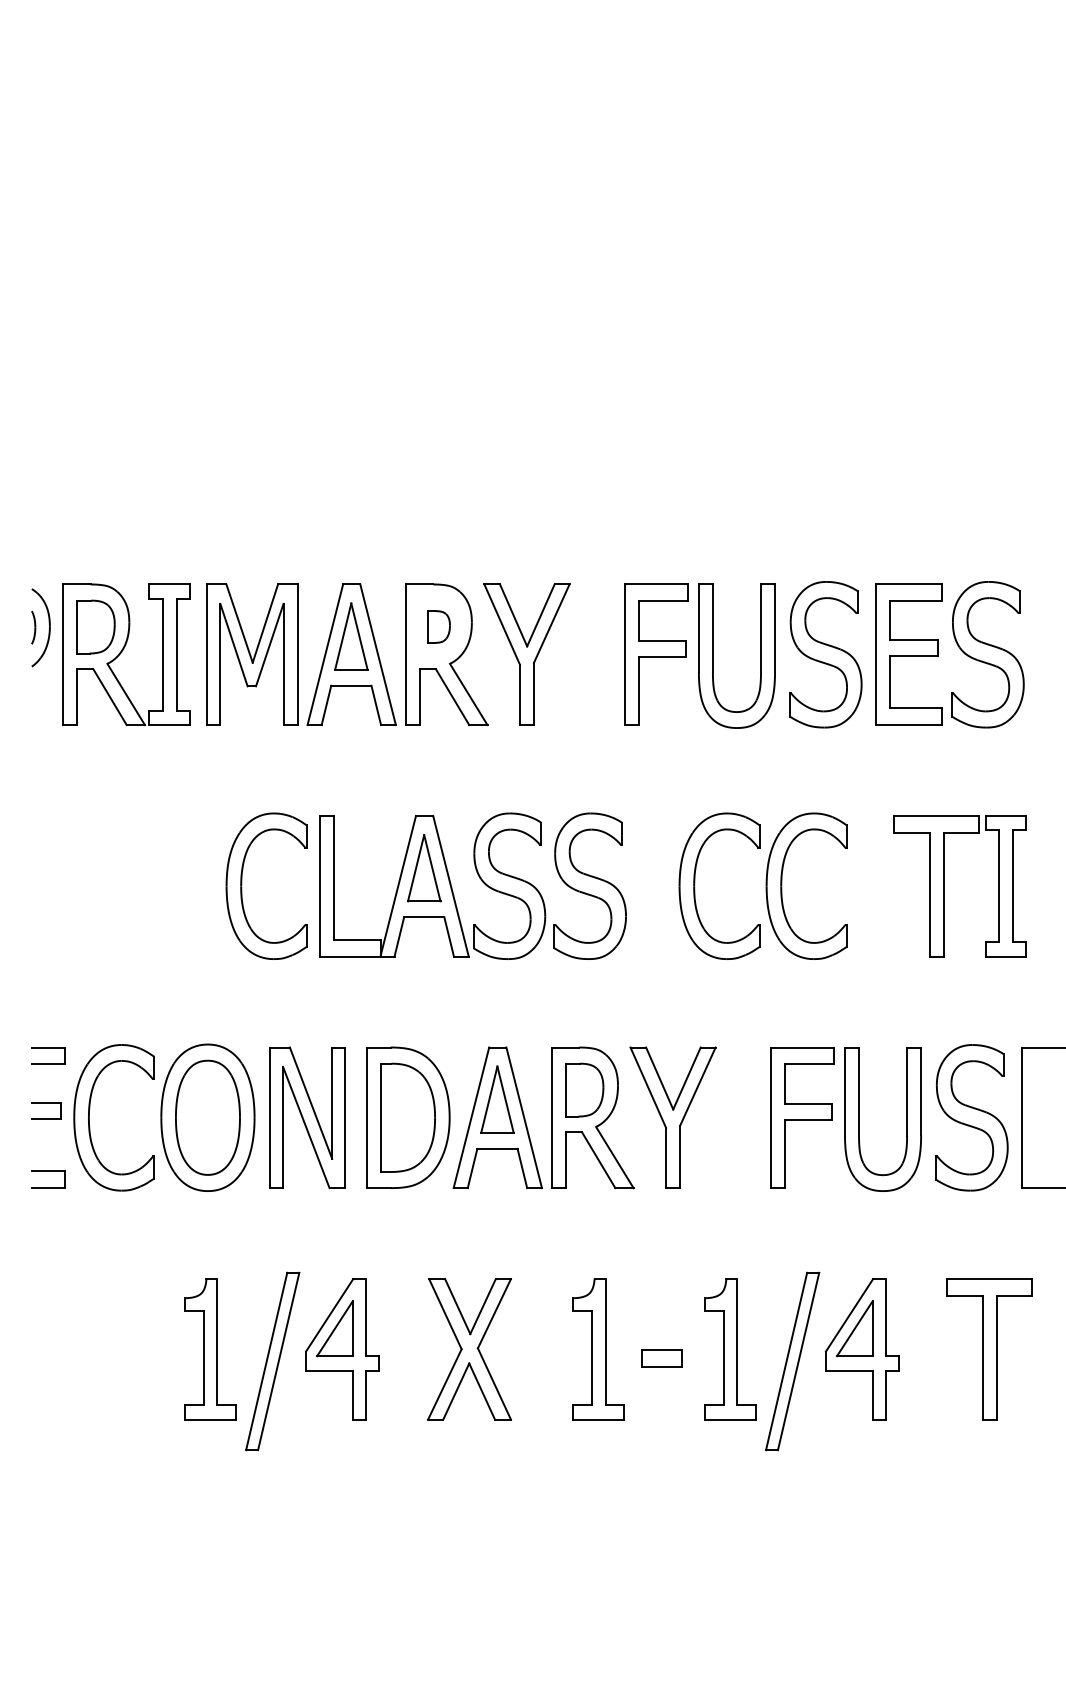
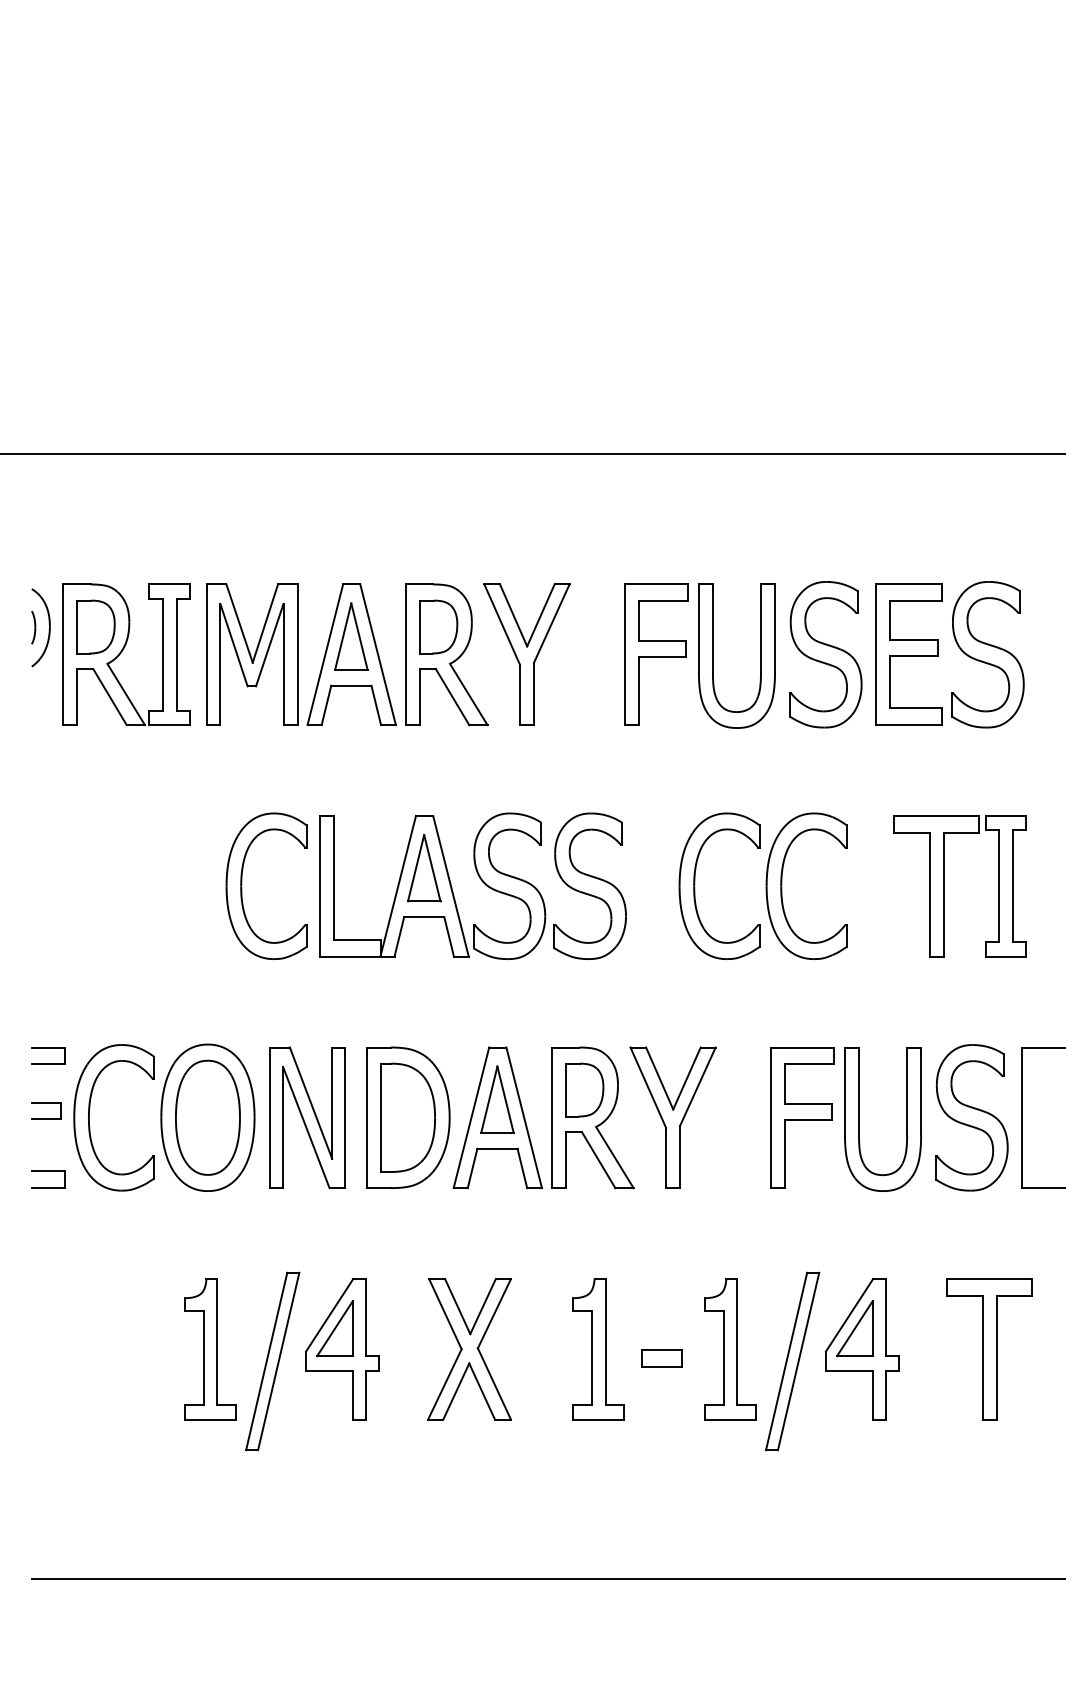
line: none -> present (532, 453)
part size: 24x34 px -> 40x56 px (438, 626)
line: none -> present (546, 1578)
